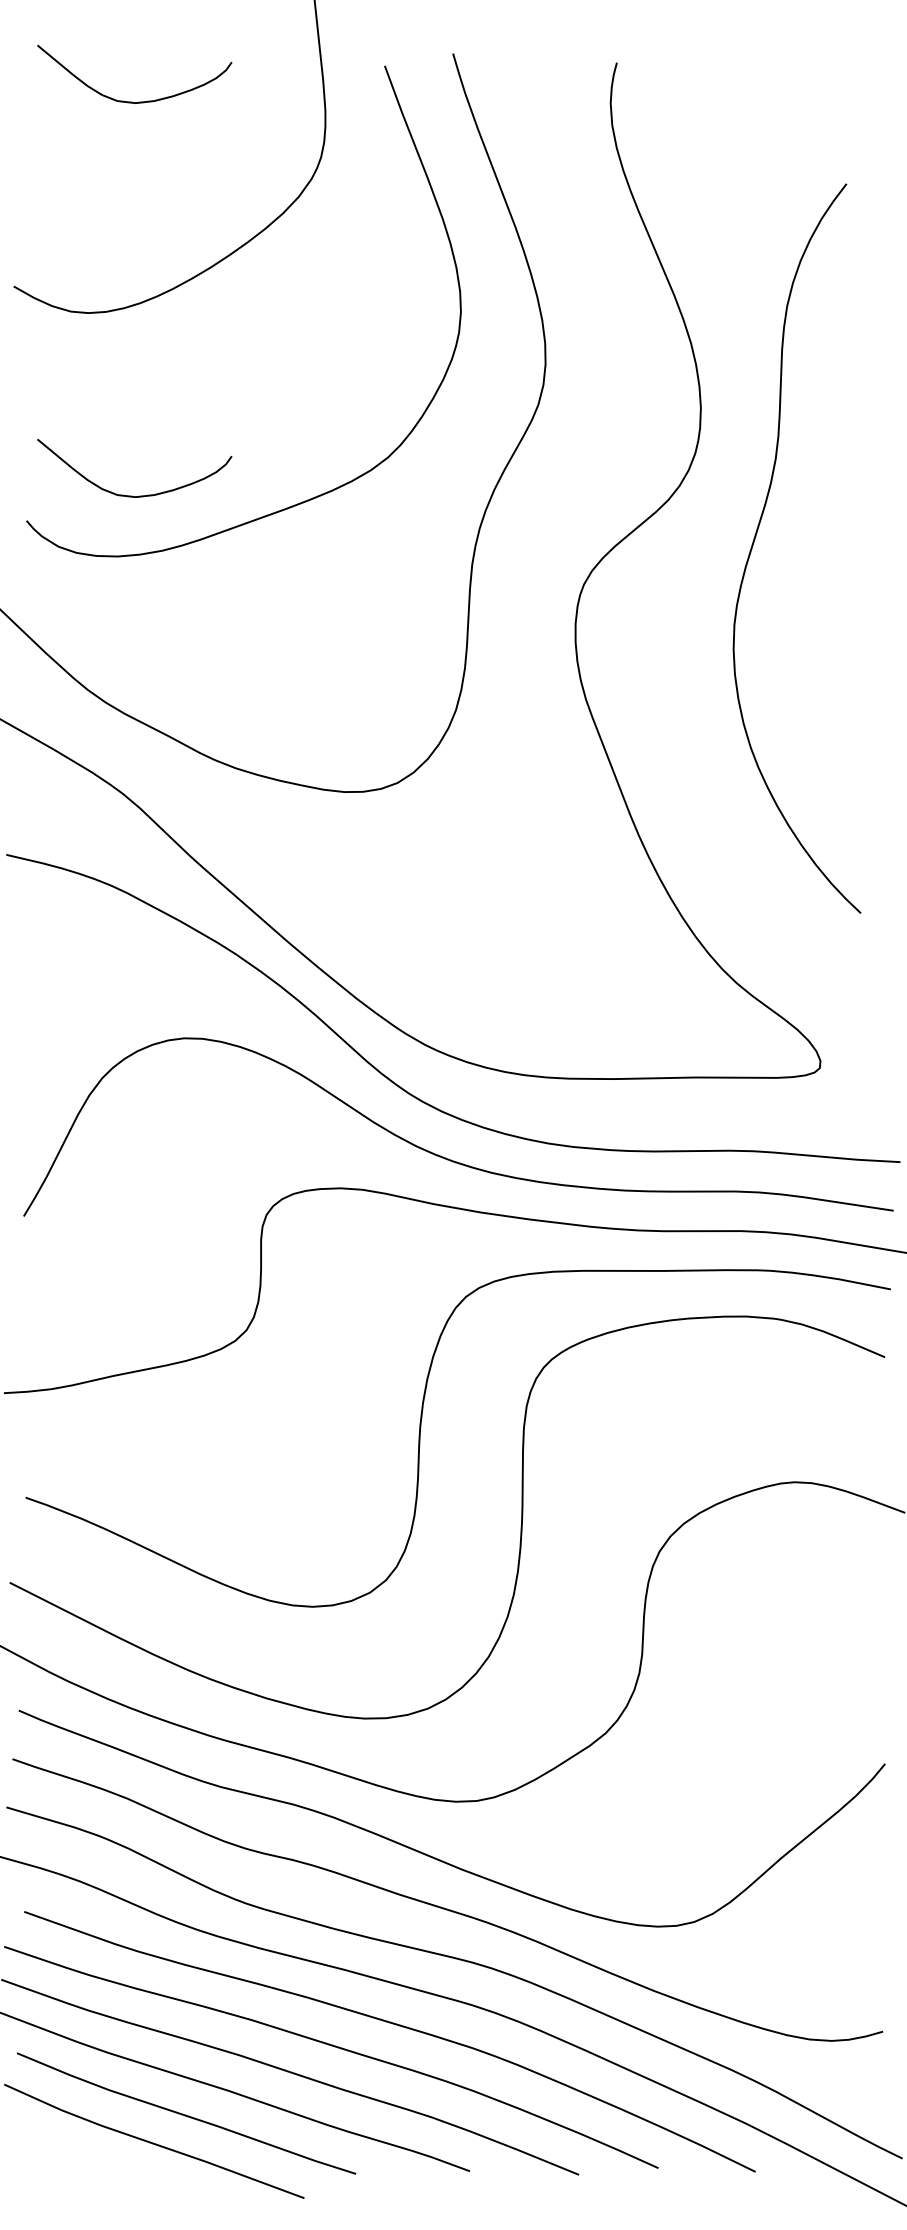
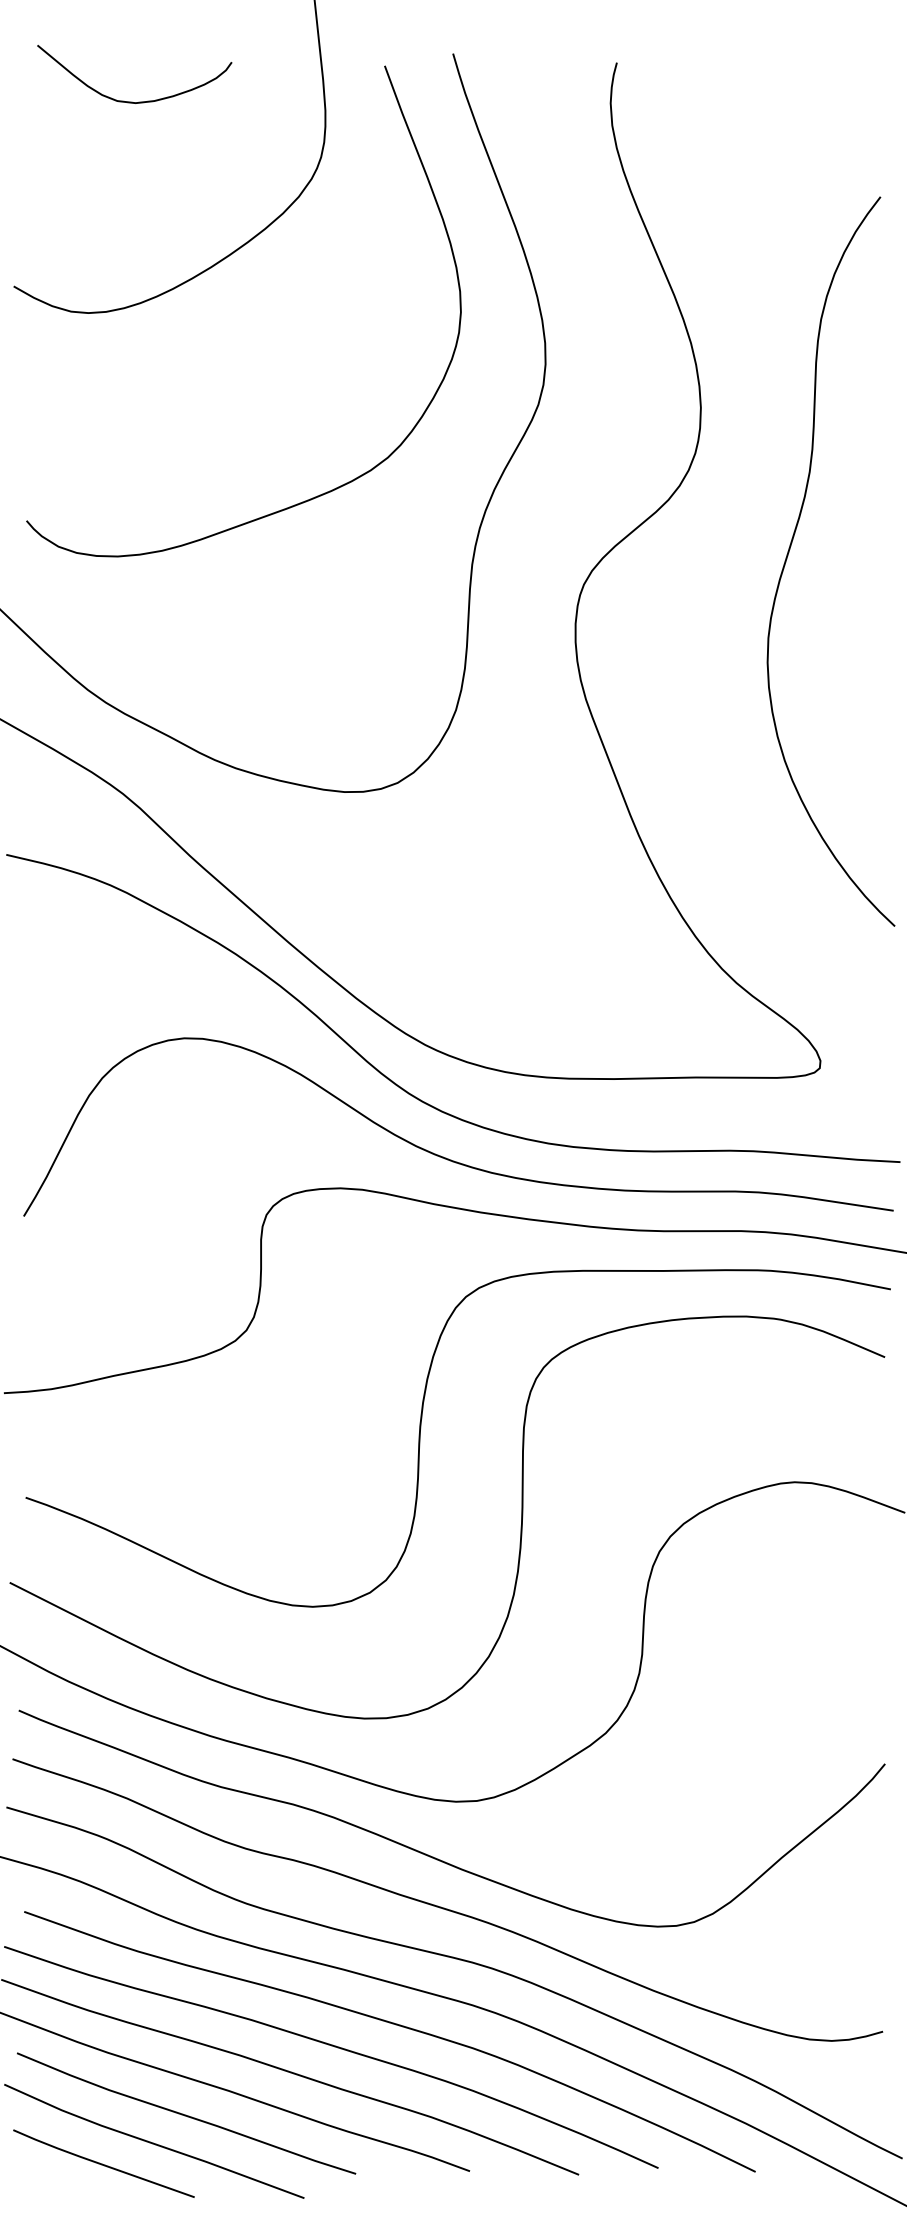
curve: present -> none (132, 495)
curve position: (756, 536) -> (790, 549) (790, 549)
line: none -> present (102, 2163)
